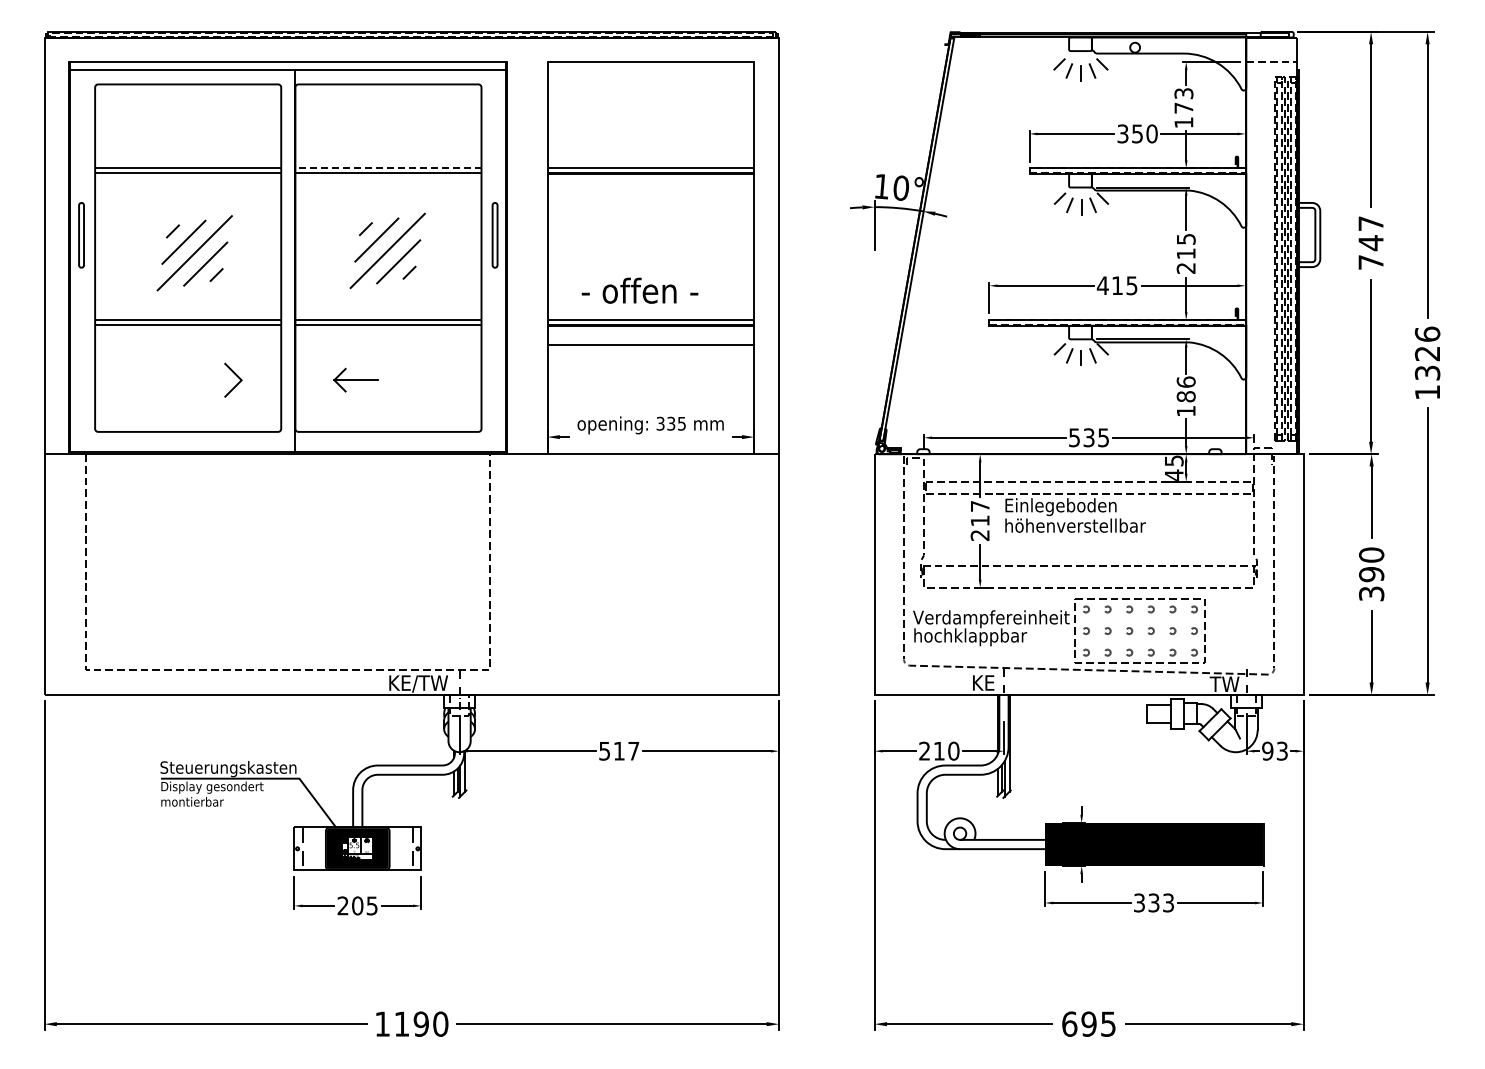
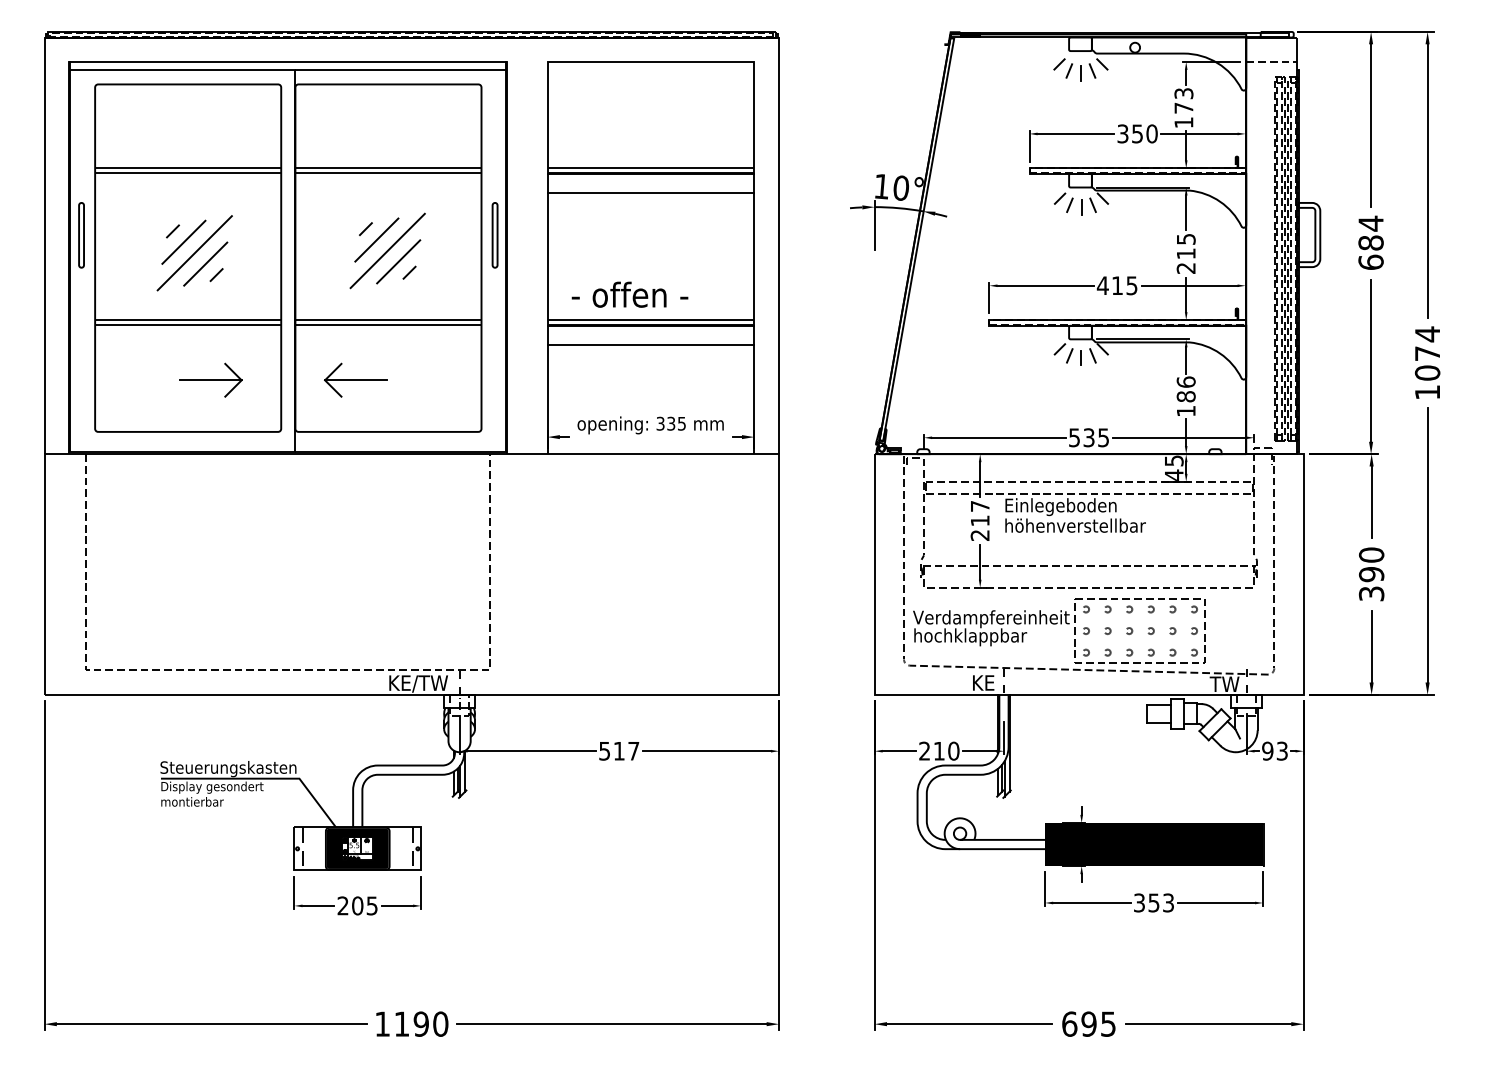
line: dashed -> solid (387, 168)
line: none -> present (650, 193)
text: 747 -> 684 (1370, 242)
text position: (639, 290) -> (629, 294) (629, 294)
text: 1326 -> 1074 (1427, 353)
part size: 46x26 px -> 64x36 px (355, 379)
line: none -> present (210, 380)
text: 333 -> 353 (1154, 902)
